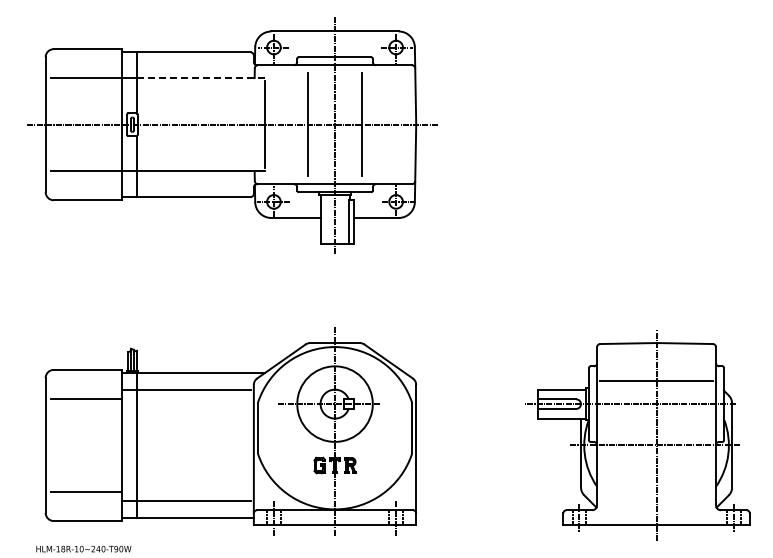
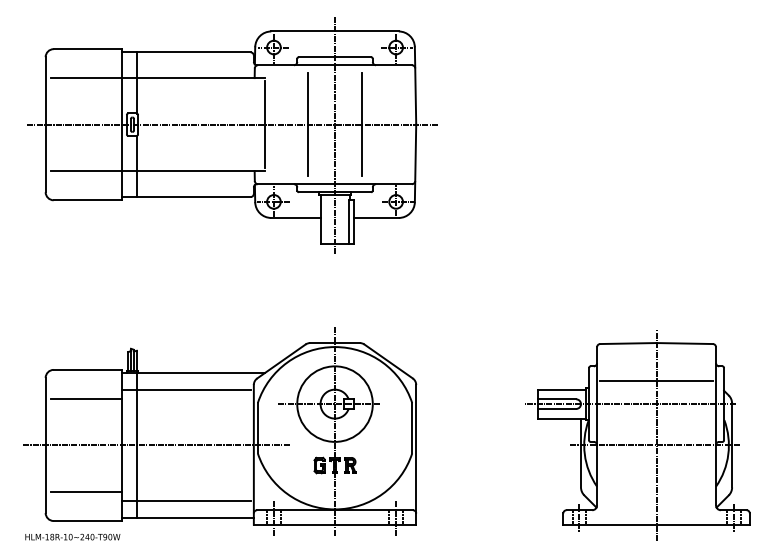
line: dashed -> solid (201, 78)
line: none -> present (157, 445)
text position: (83, 548) -> (72, 536) (72, 536)
